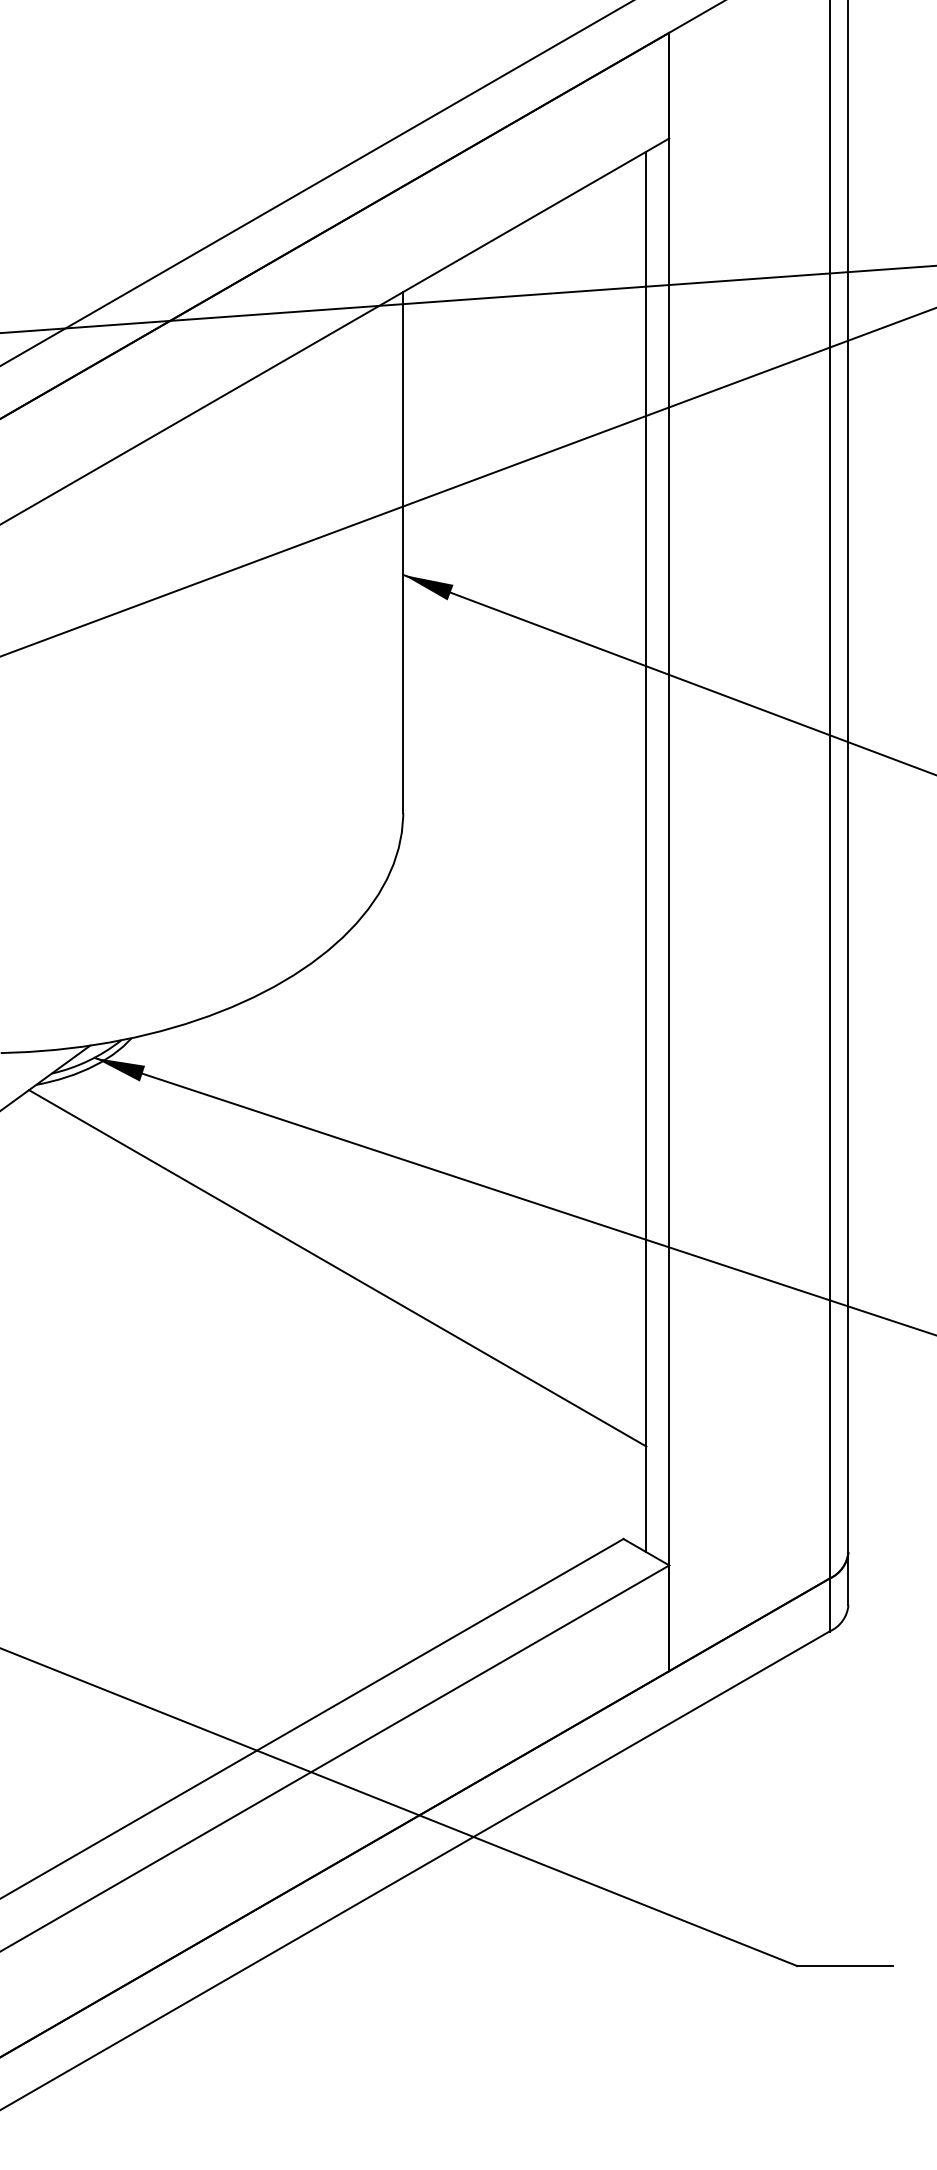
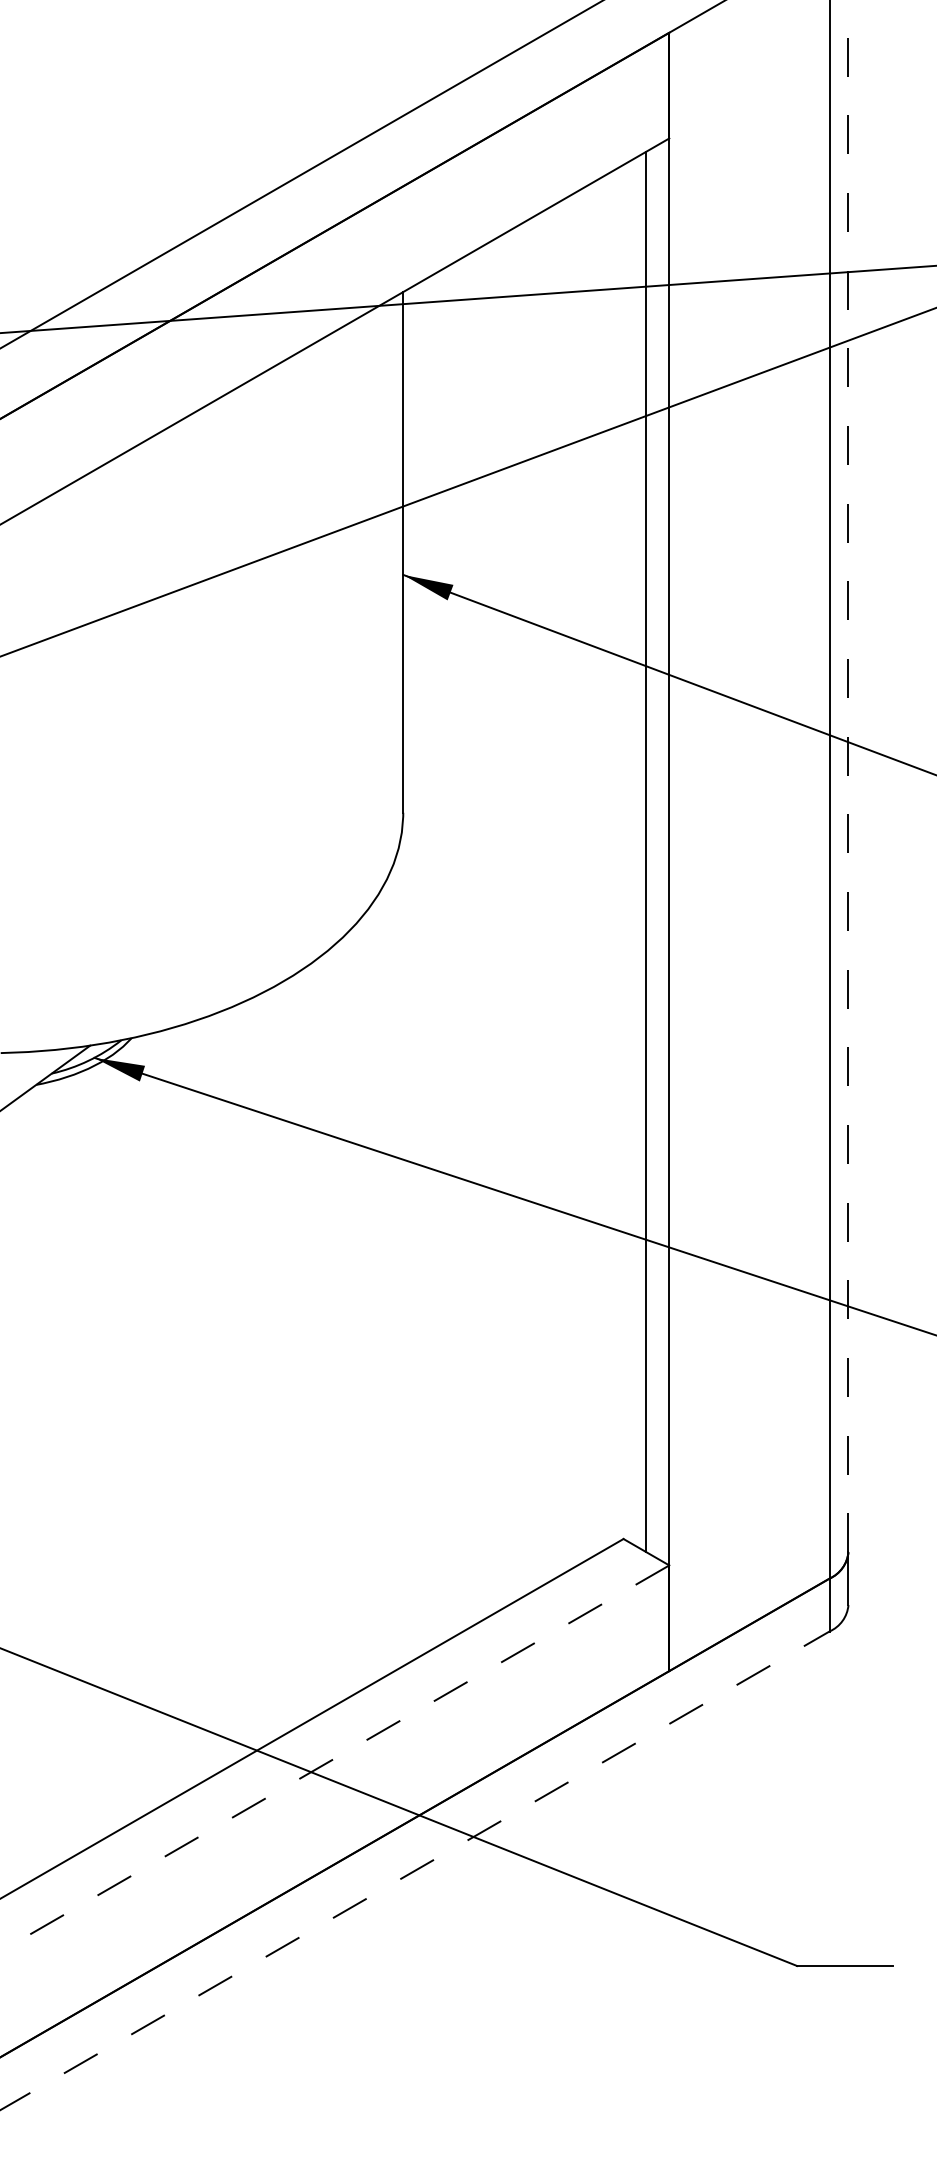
line position: (316, 183) -> (300, 174) (300, 174)
line: solid -> dashed (848, 776)
line: present -> none (337, 1268)
line: solid -> dashed (334, 1758)
line: solid -> dashed (414, 1870)
